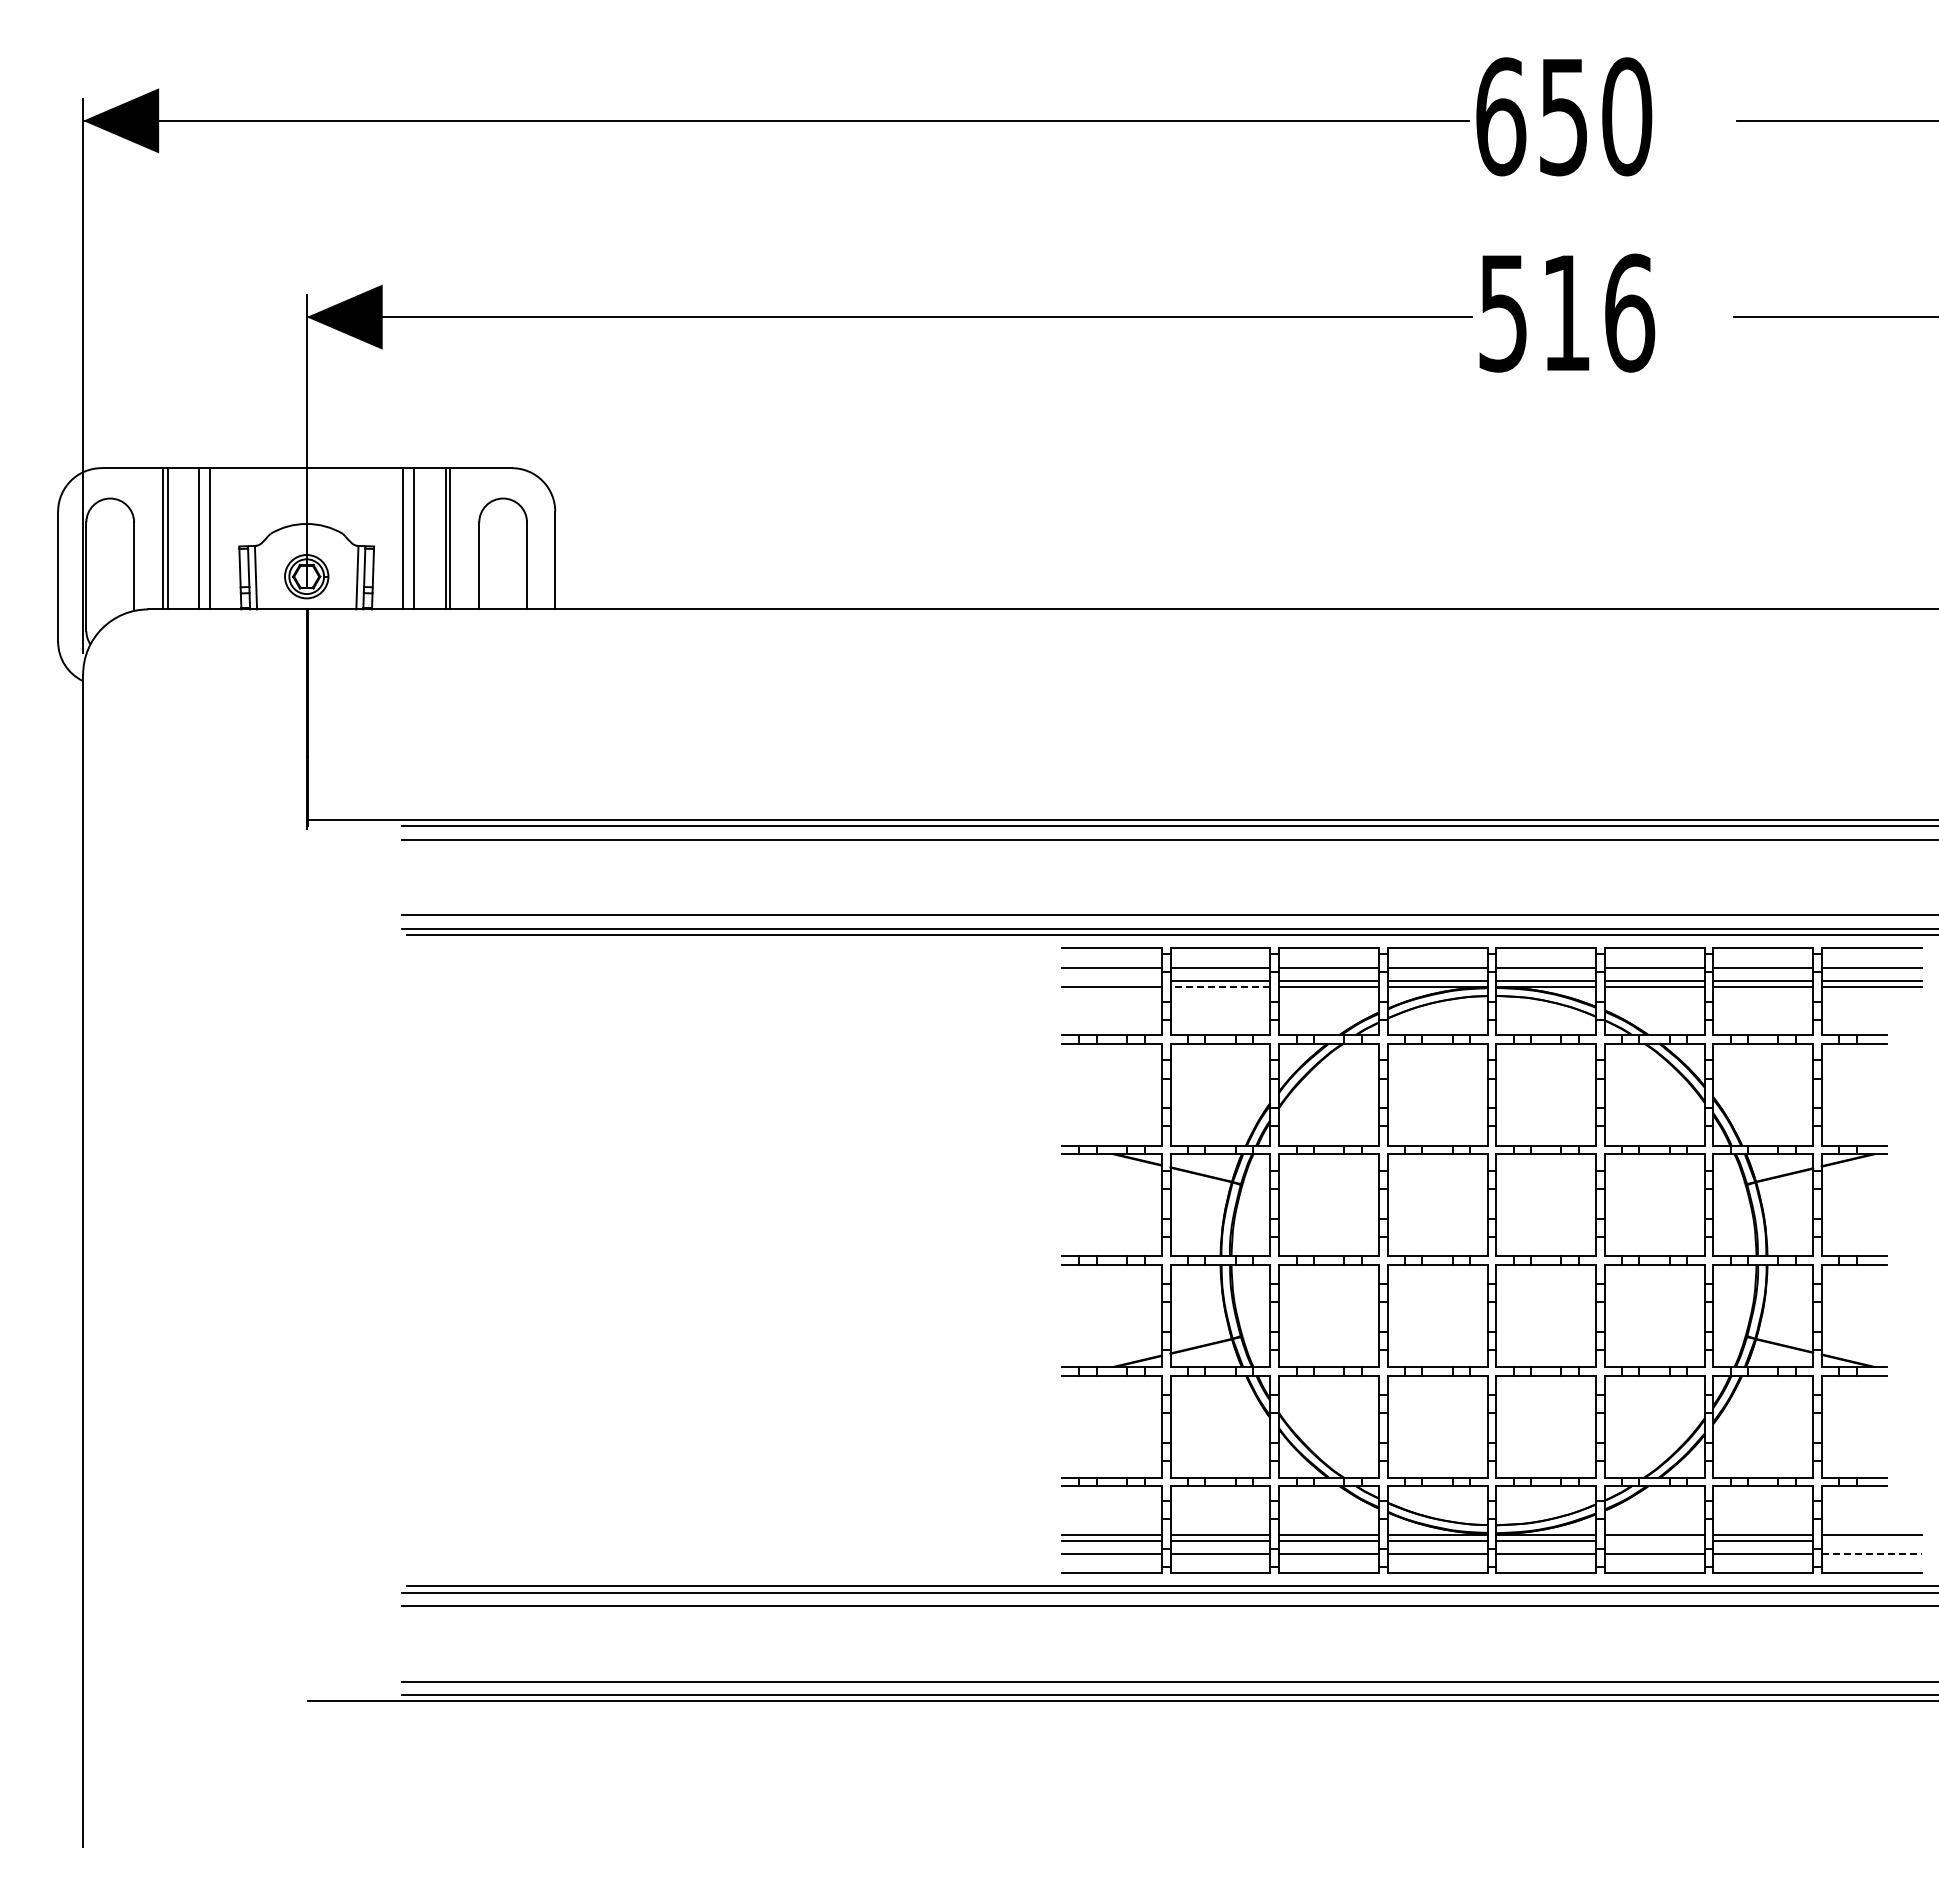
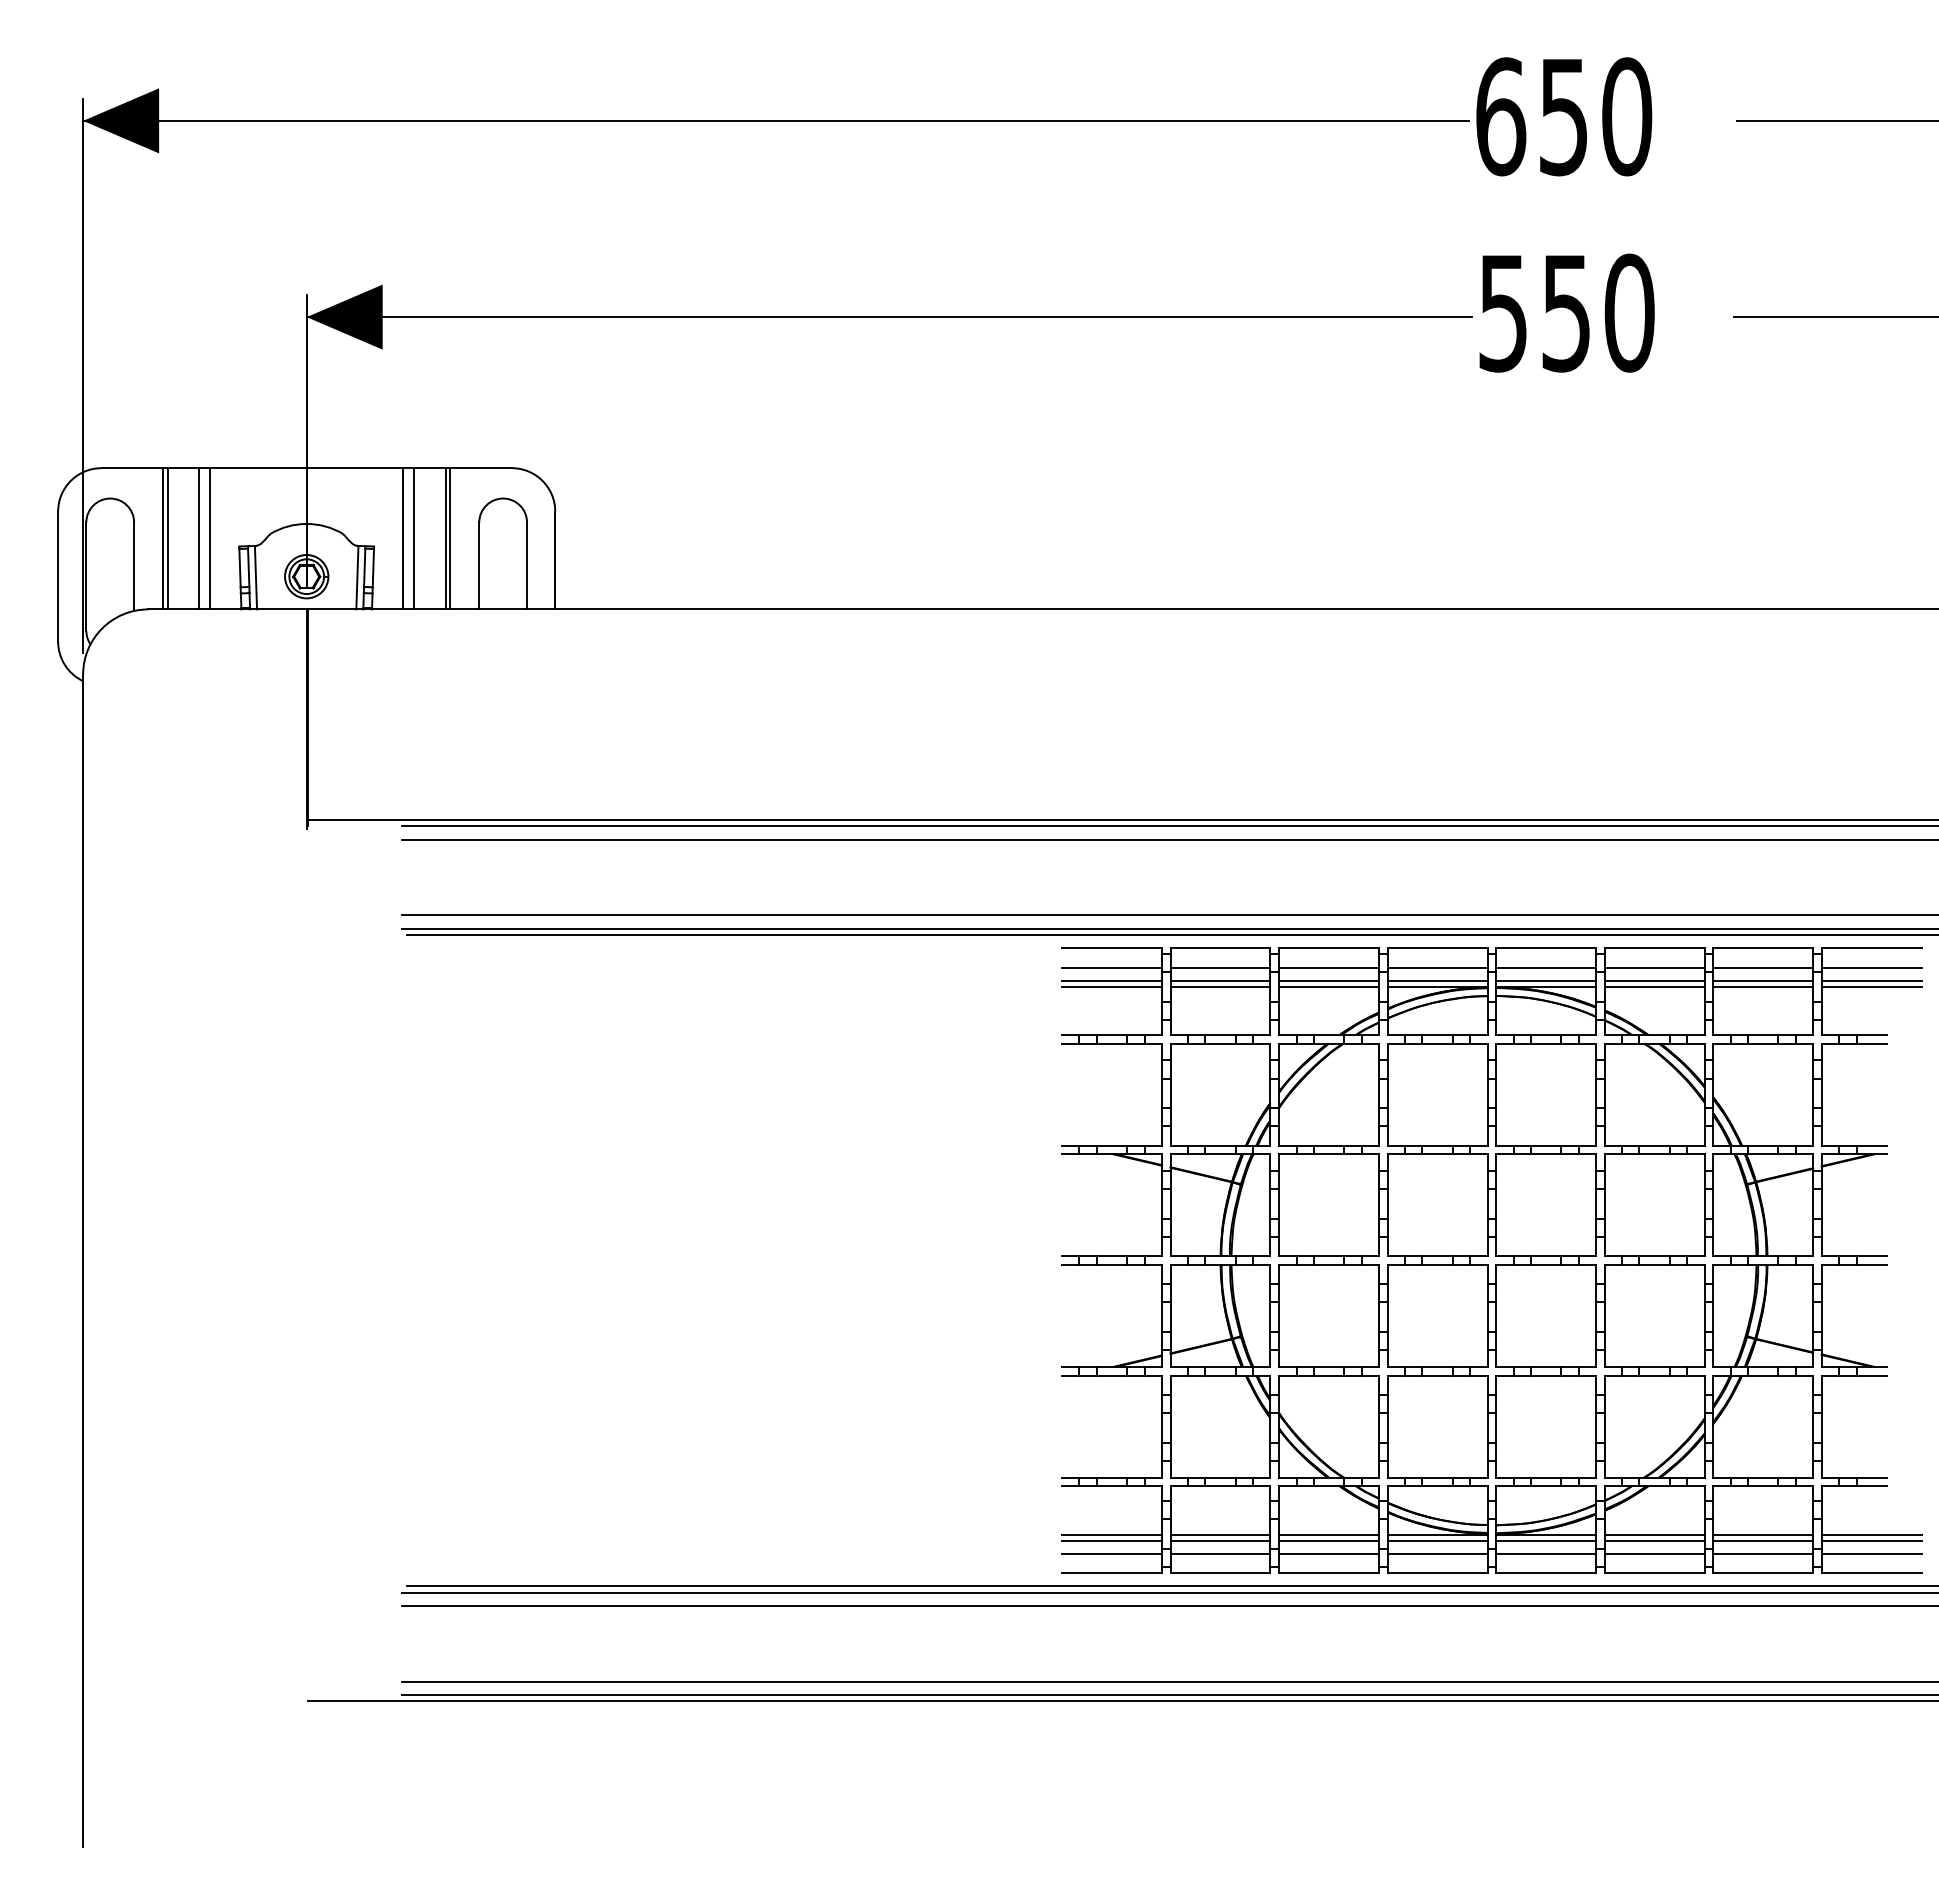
text: 516 -> 550 (1598, 312)
line: none -> present (1111, 980)
line: dashed -> solid (1220, 986)
line: none -> present (1654, 1540)
line: none -> present (1871, 1540)
line: dashed -> solid (1871, 1553)
